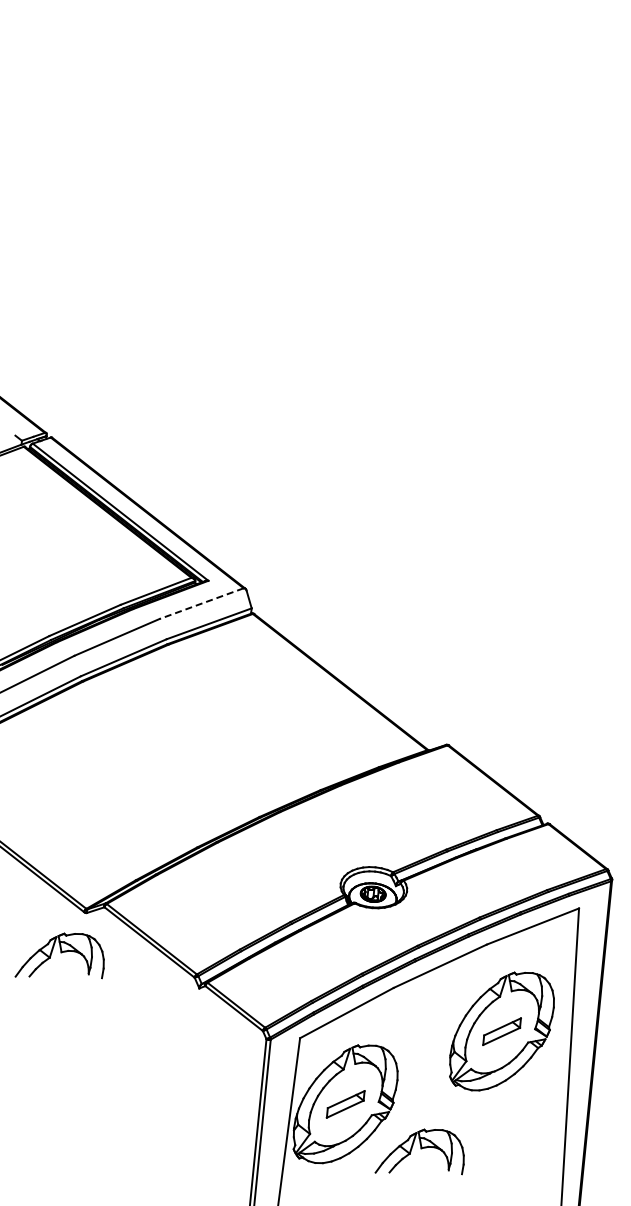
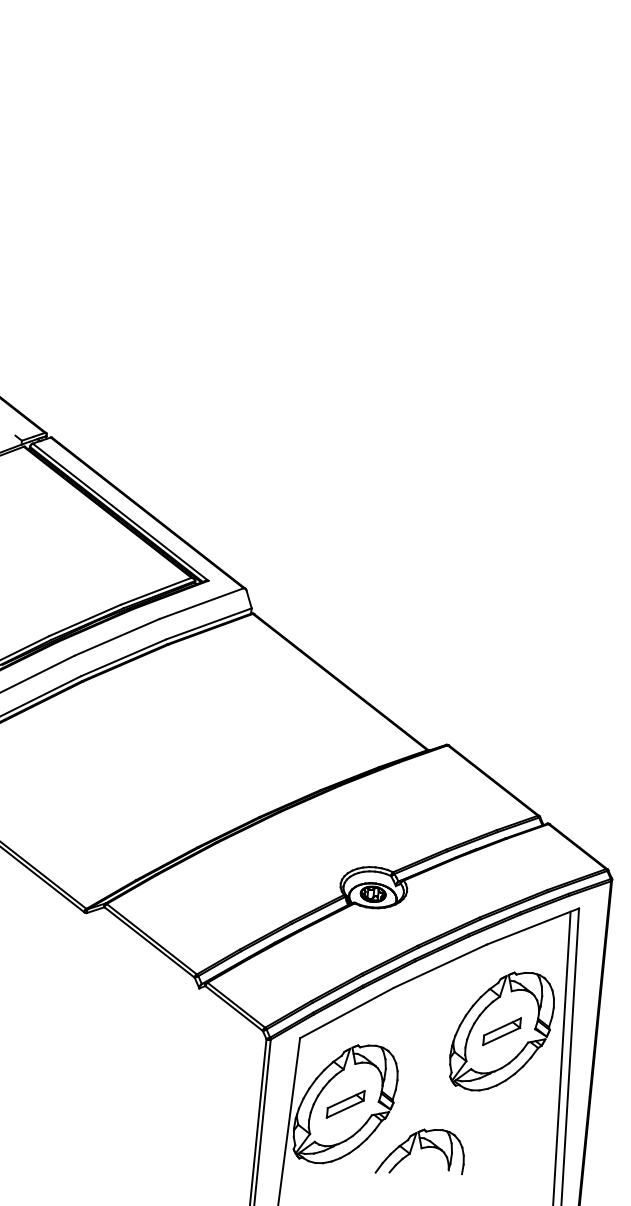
line: dashed -> solid (201, 603)
part: present -> none (59, 955)
line: none -> present (561, 1056)
